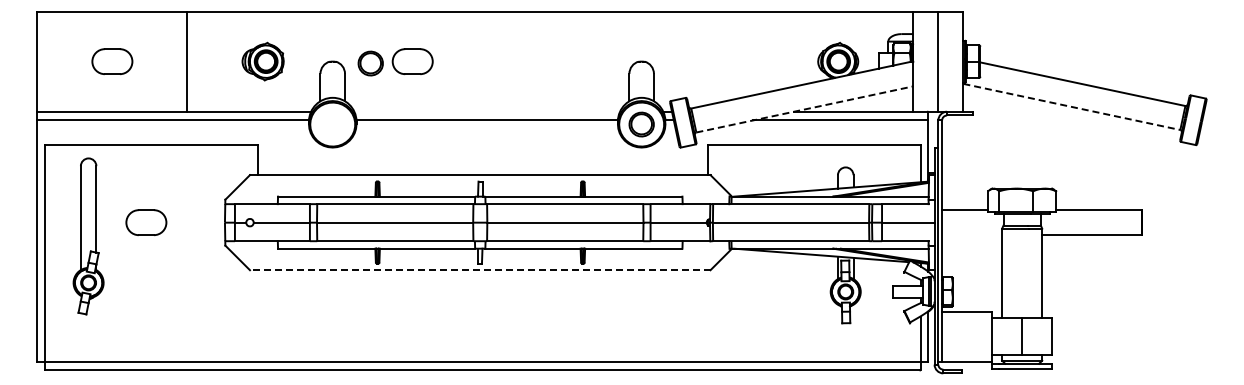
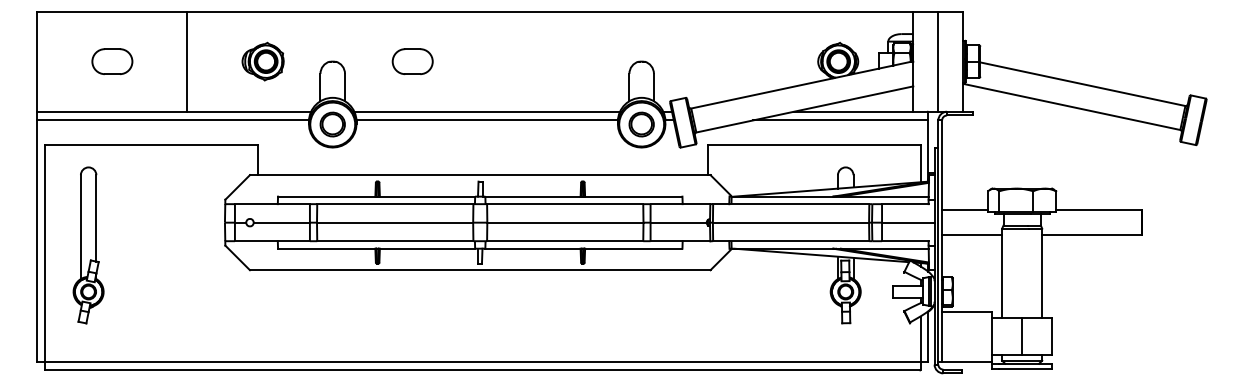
part position: (370, 63) -> (332, 124) (332, 124)
line: dashed -> solid (1071, 106)
line: dashed -> solid (804, 109)
line: none -> present (486, 111)
part: present -> none (146, 222)
line: none -> present (972, 235)
part position: (88, 236) -> (88, 245) (88, 245)
line: dashed -> solid (479, 270)
